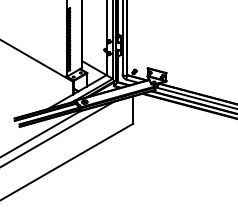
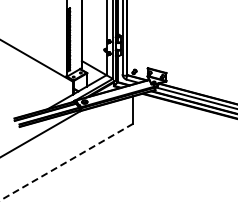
line: present -> none (57, 133)
line: solid -> dashed (66, 162)
